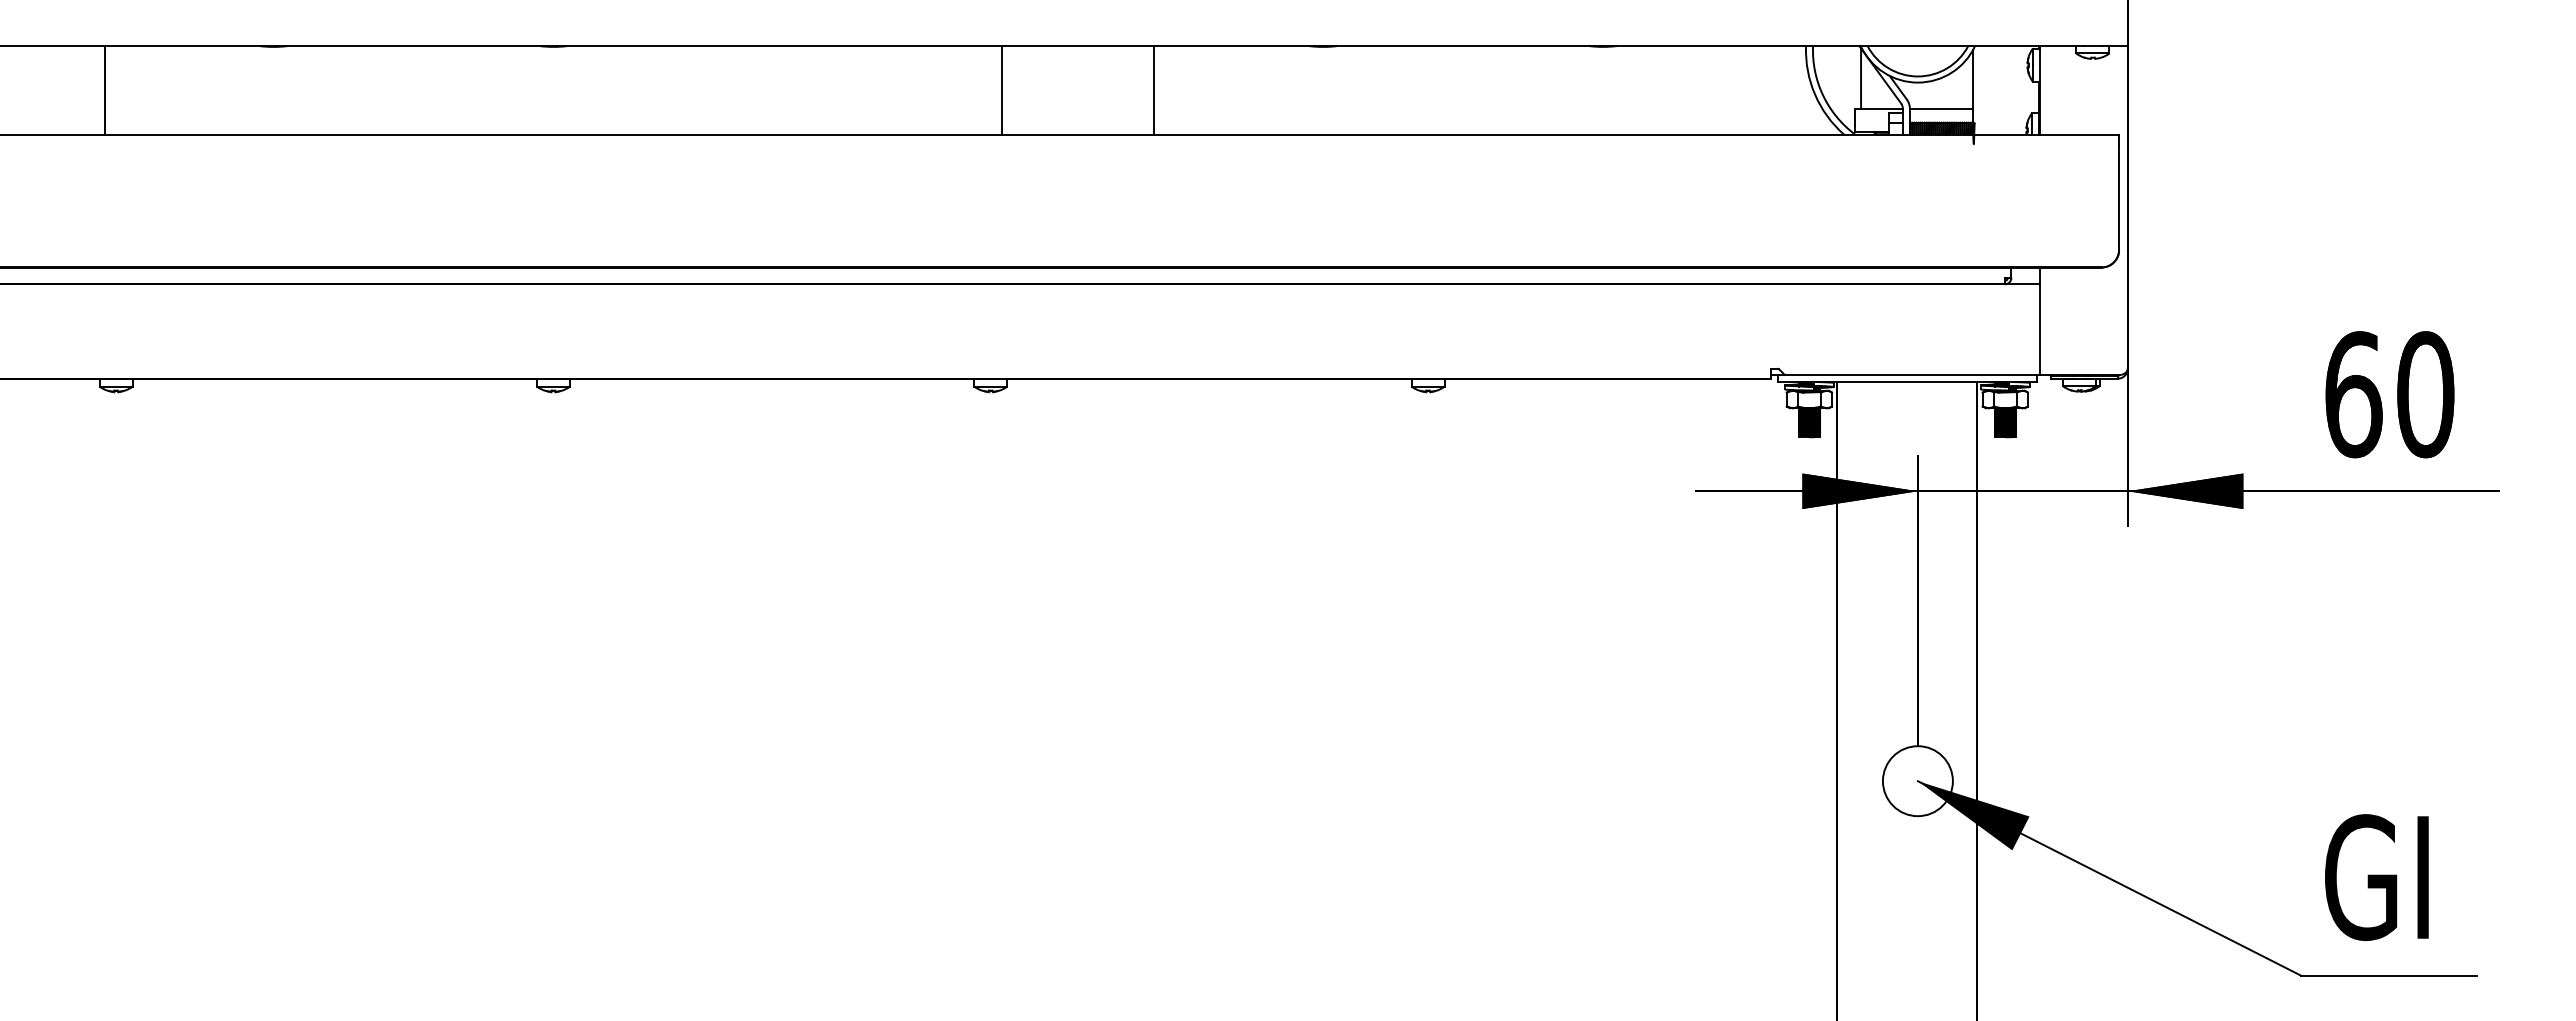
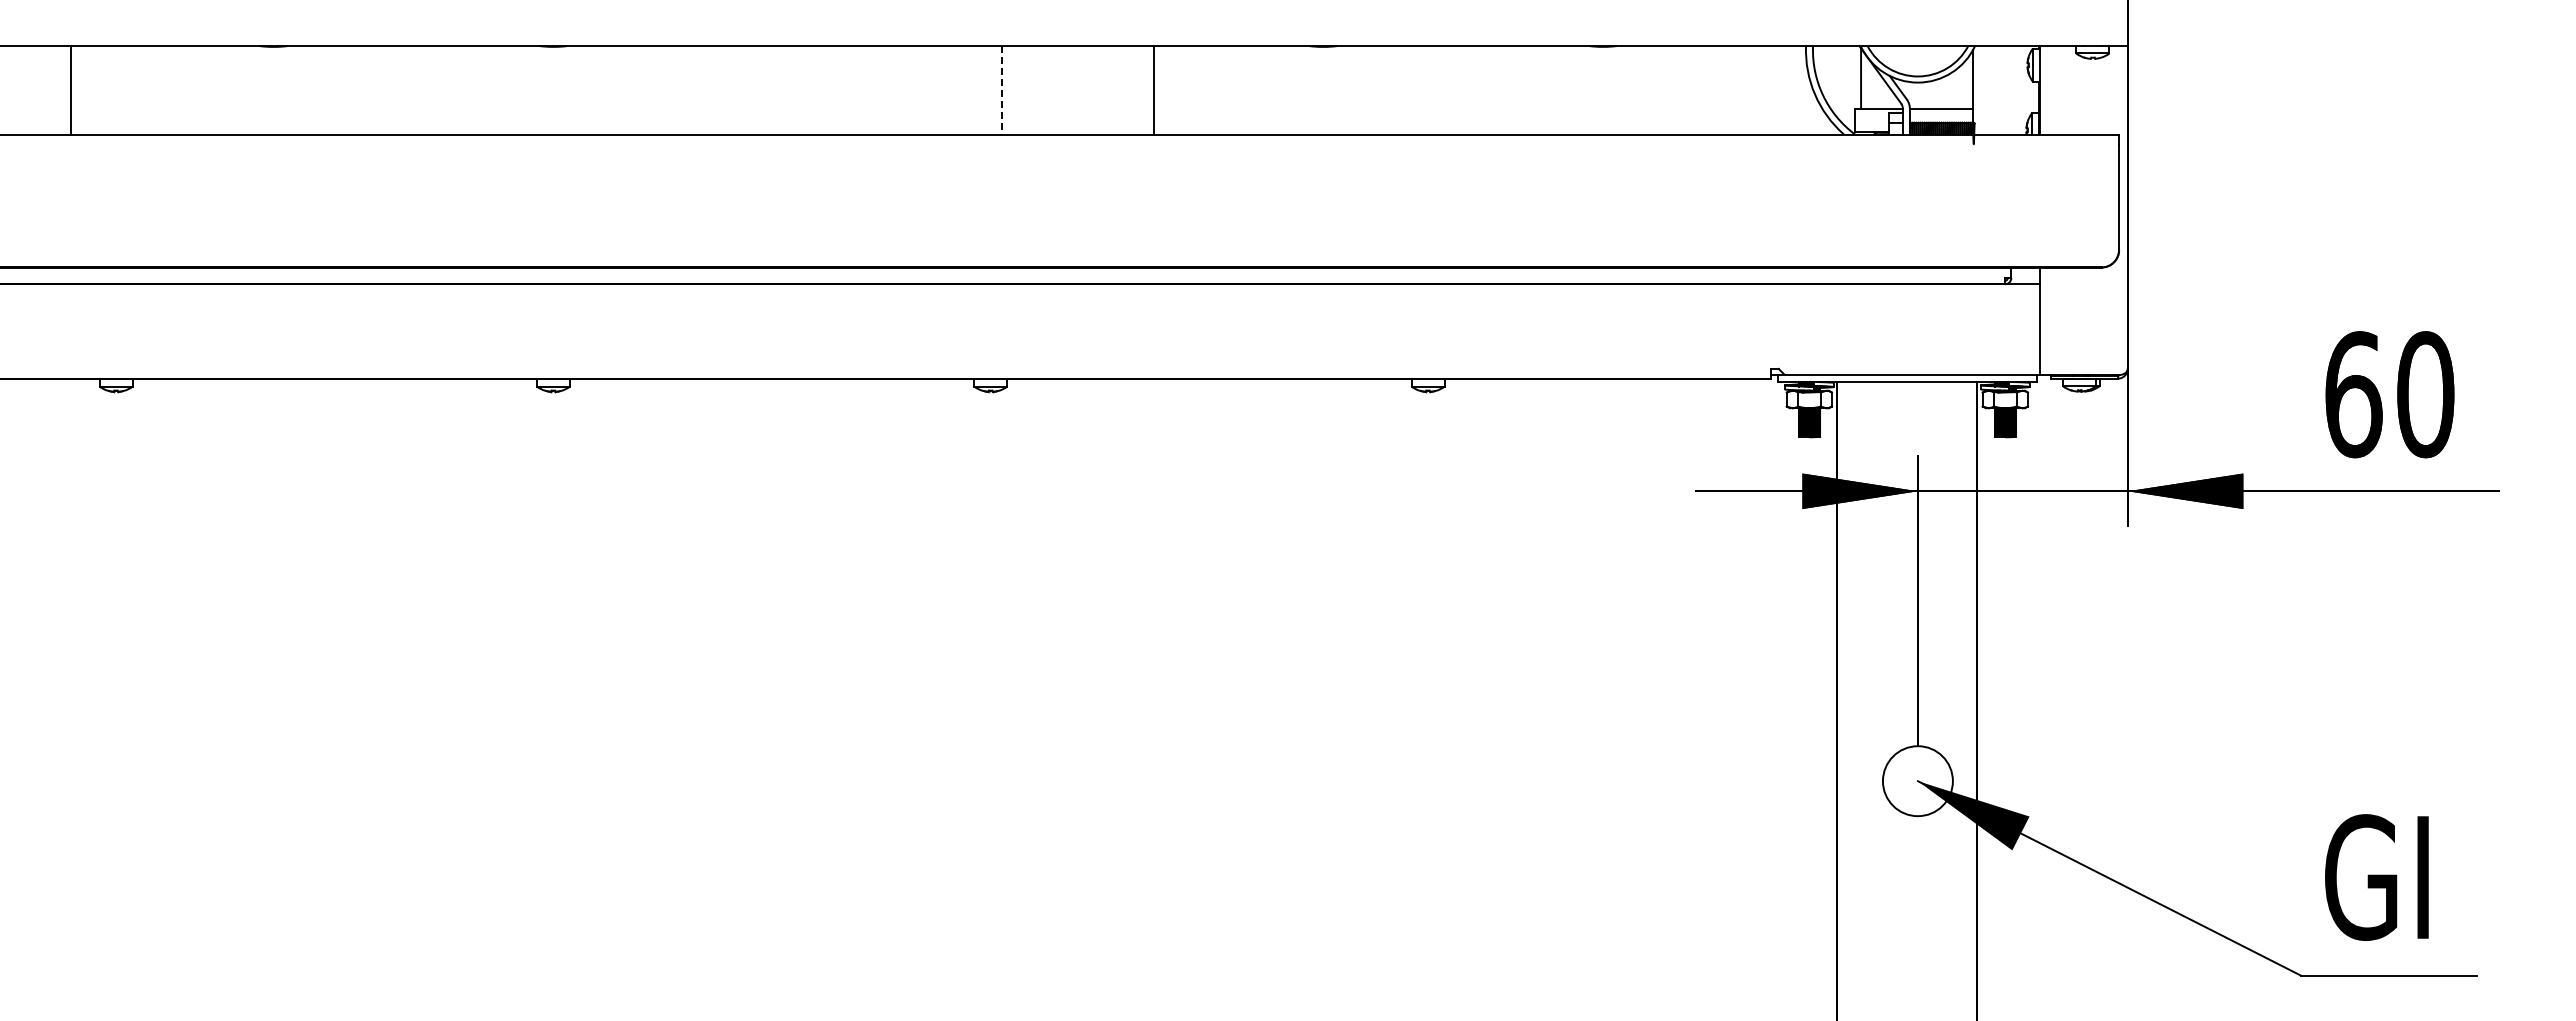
line position: (104, 90) -> (70, 90) (70, 90)
line: solid -> dashed (1002, 90)
